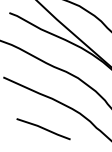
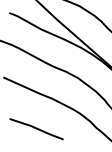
line position: (43, 129) -> (36, 129) (36, 129)
